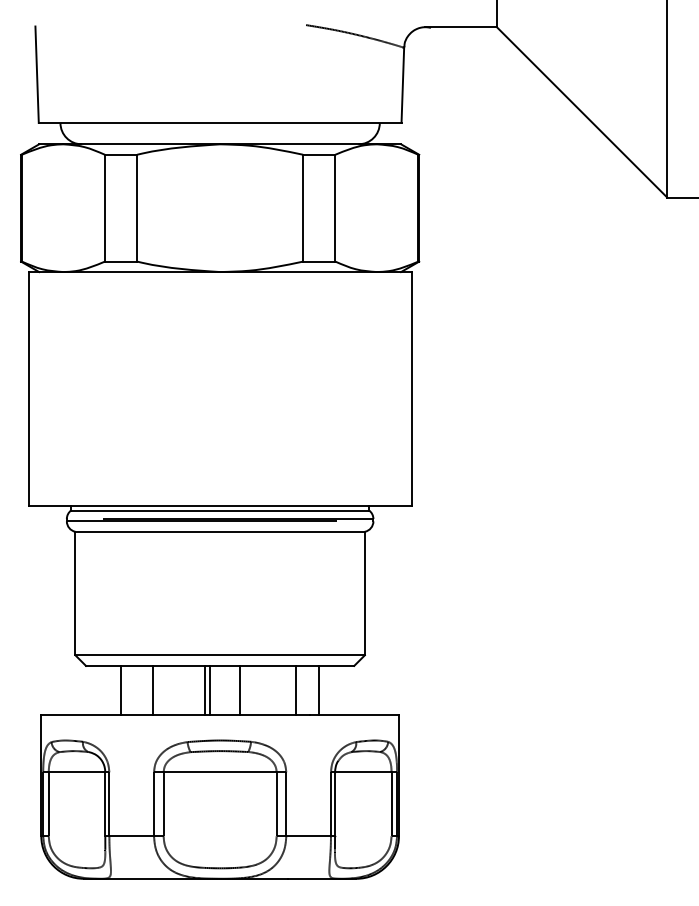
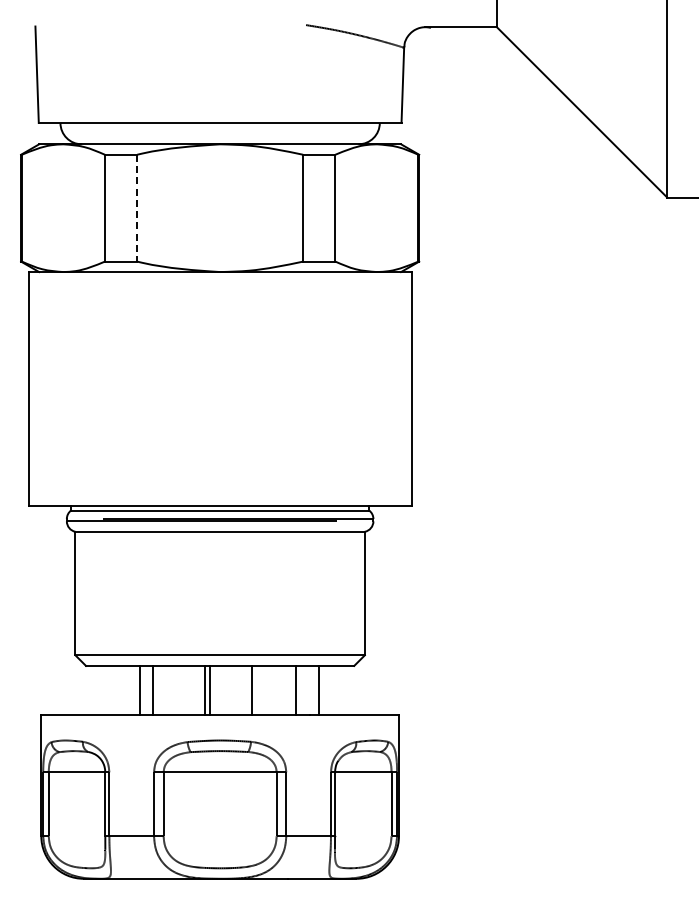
line: solid -> dashed (137, 208)
line position: (121, 689) -> (140, 689) (140, 689)
line position: (240, 689) -> (252, 689) (252, 689)
